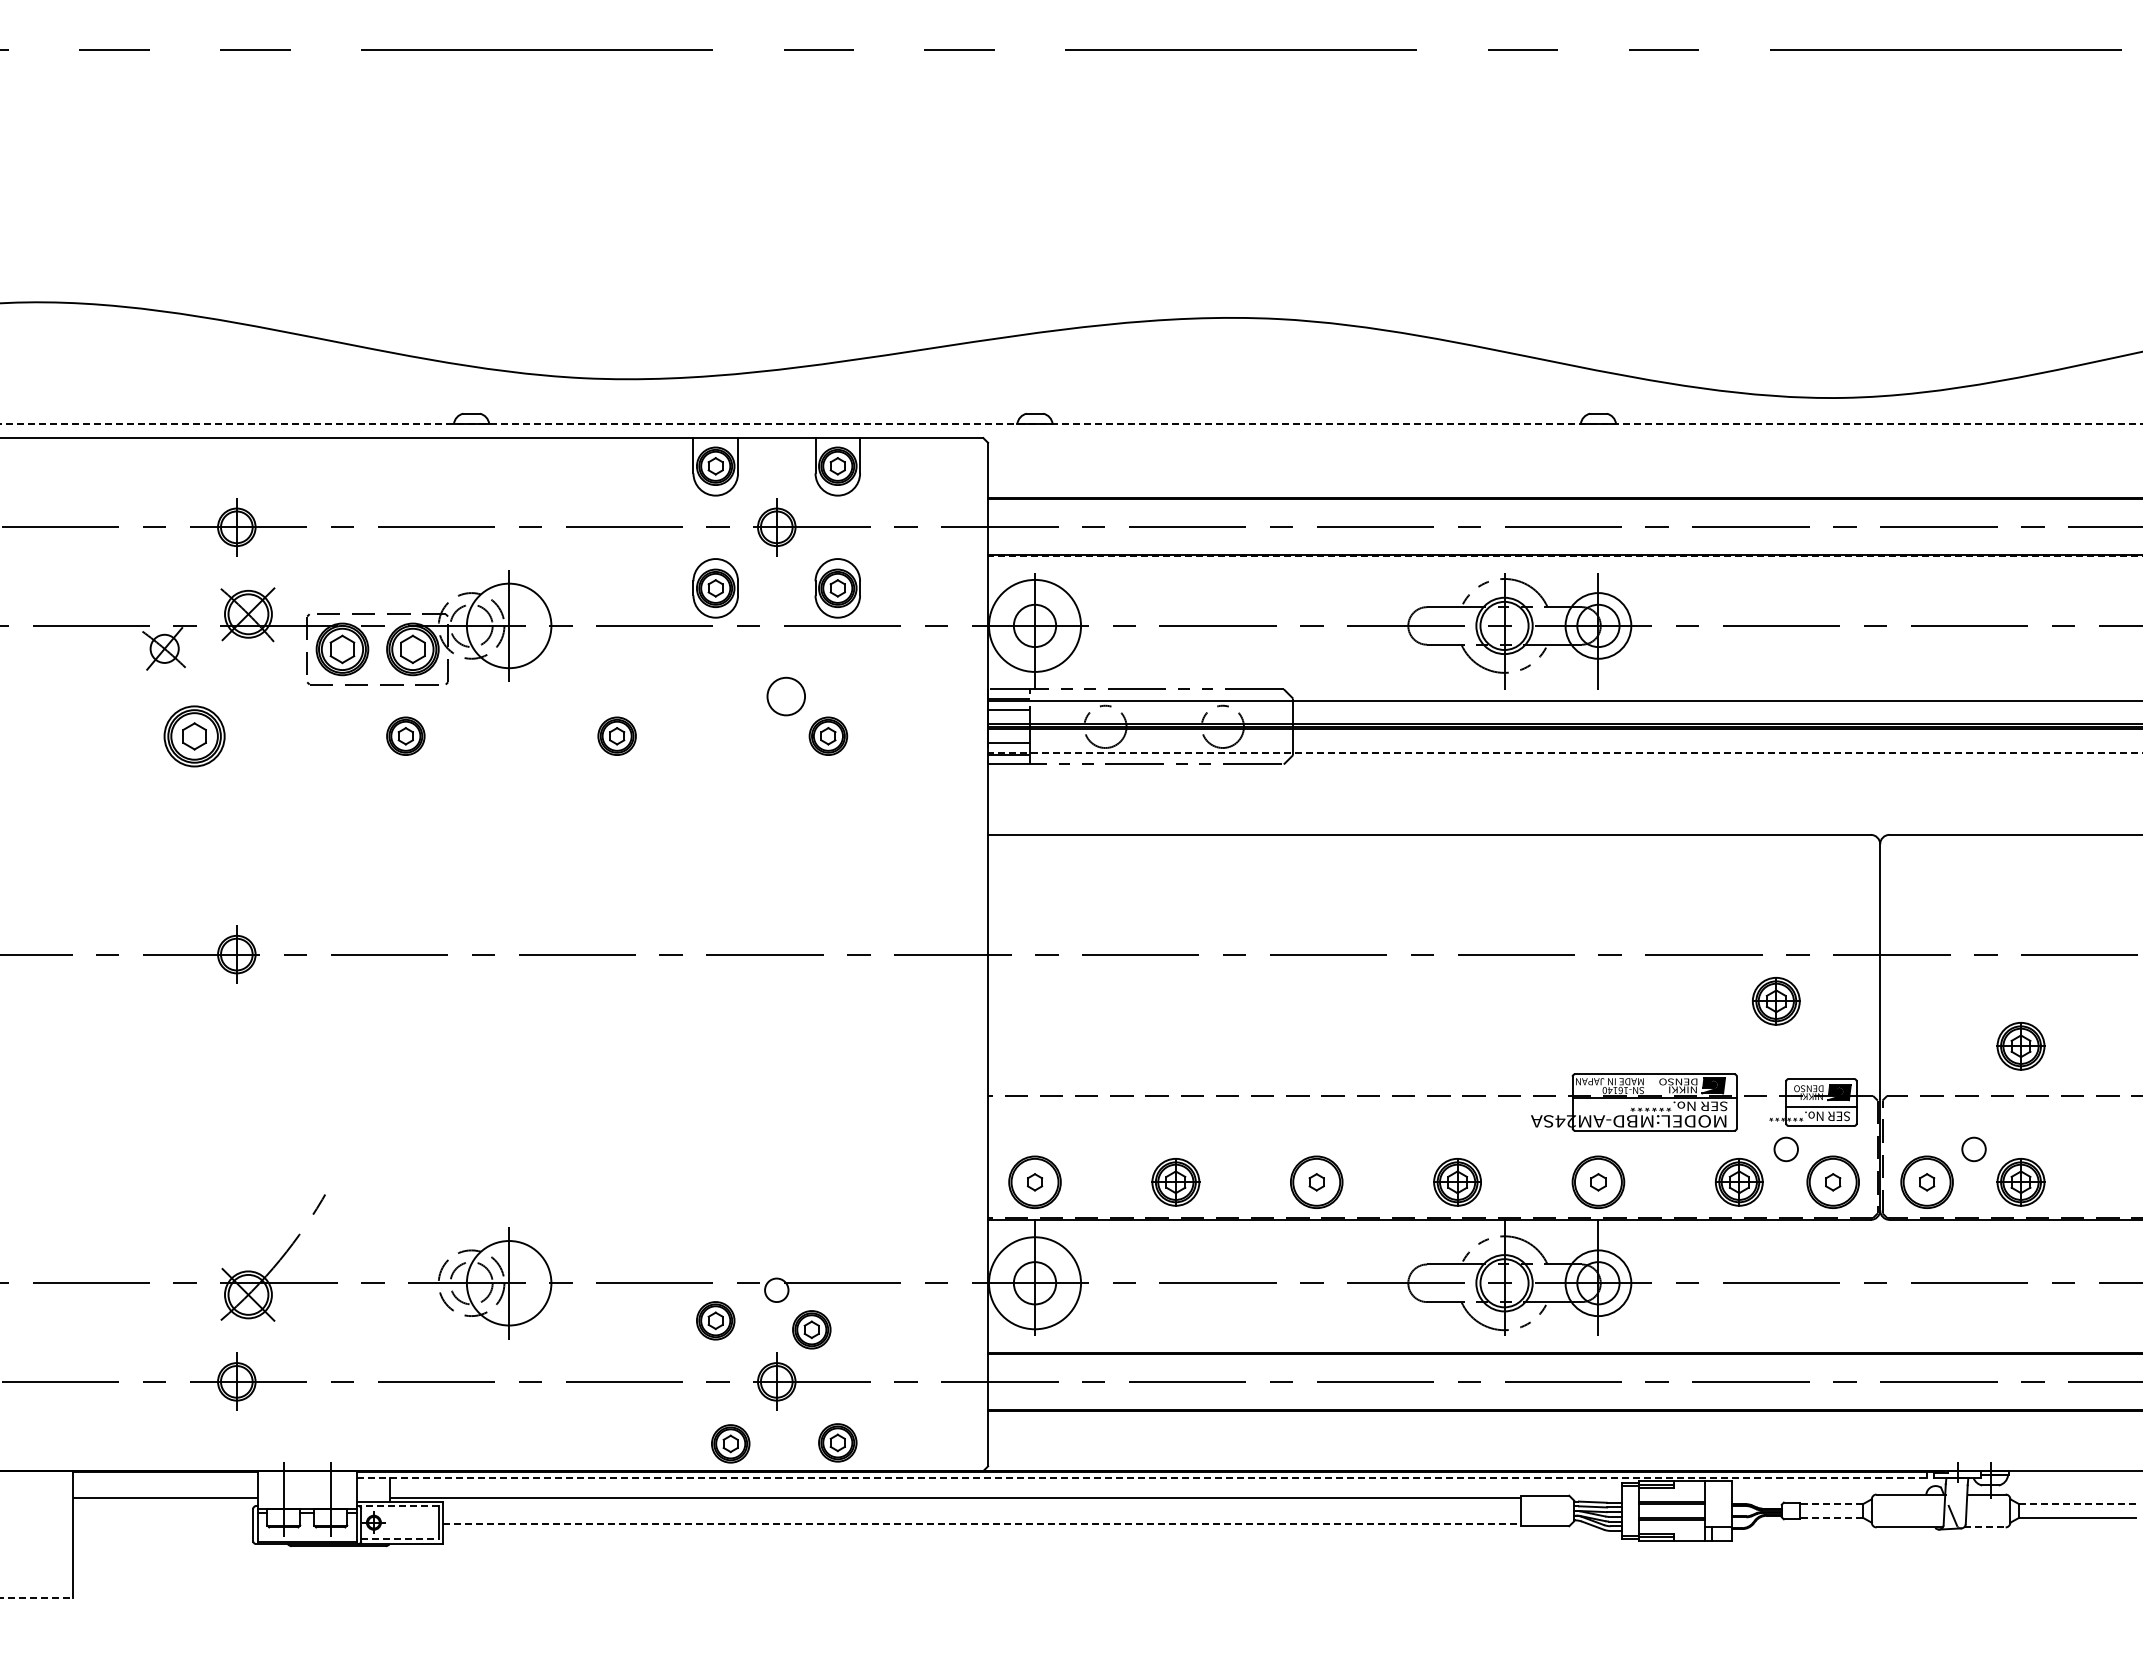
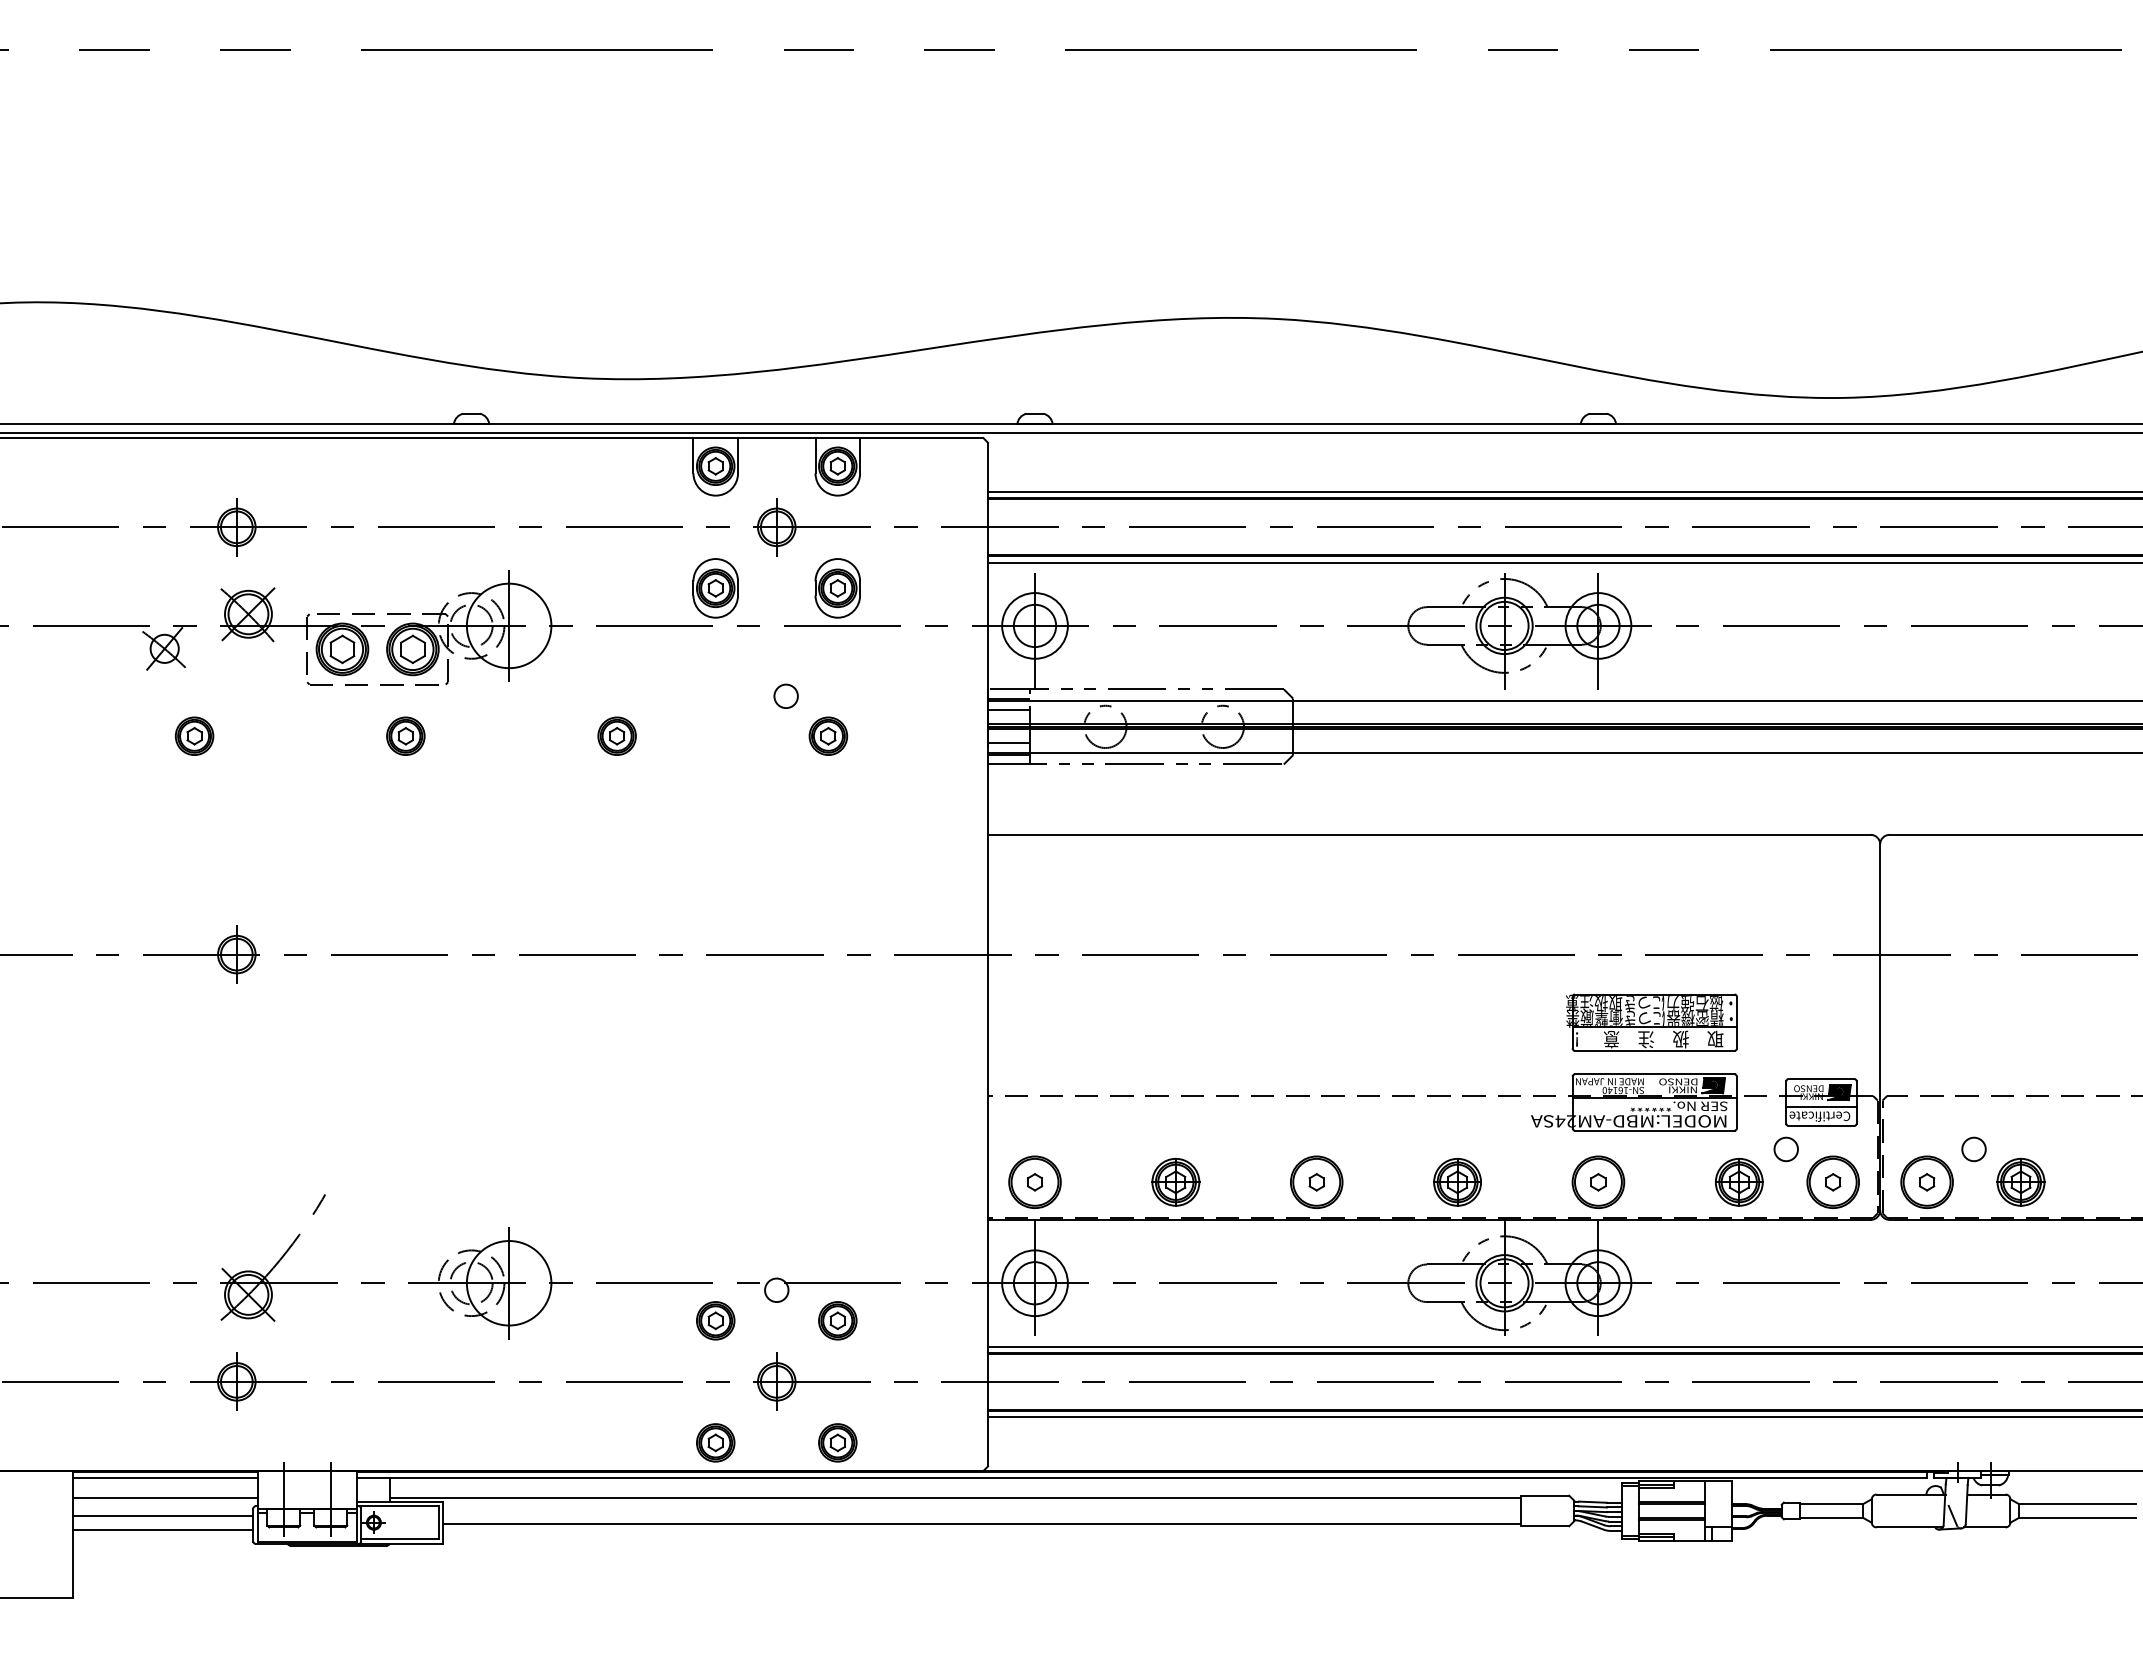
line: dashed -> solid (1071, 424)
line: none -> present (1070, 433)
line: none -> present (1563, 492)
line: dashed -> solid (1565, 556)
line: none -> present (1563, 562)
circle diameter: 92 px -> 66 px (1034, 625)
circle size: 40x41 px -> 26x26 px (785, 695)
part size: 63x63 px -> 41x40 px (194, 735)
line: dashed -> solid (1565, 752)
part: present -> none (1776, 1001)
part: none -> present (1651, 1022)
part: present -> none (2020, 1046)
text: SER No.****** -> Certificate (1809, 1116)
circle diameter: 92 px -> 66 px (1034, 1283)
part position: (811, 1329) -> (837, 1320) (837, 1320)
line: none -> present (1563, 1346)
line: none -> present (1563, 1417)
part position: (730, 1443) -> (715, 1442) (715, 1442)
line: none -> present (164, 1478)
line: dashed -> solid (1142, 1478)
line: dashed -> solid (1831, 1503)
line: dashed -> solid (2077, 1503)
line: dashed -> solid (398, 1506)
line: none -> present (162, 1515)
line: dashed -> solid (1831, 1518)
line: dashed -> solid (982, 1523)
line: dashed -> solid (1984, 1527)
line: none -> present (162, 1529)
line: dashed -> solid (399, 1539)
line: dashed -> solid (36, 1597)
